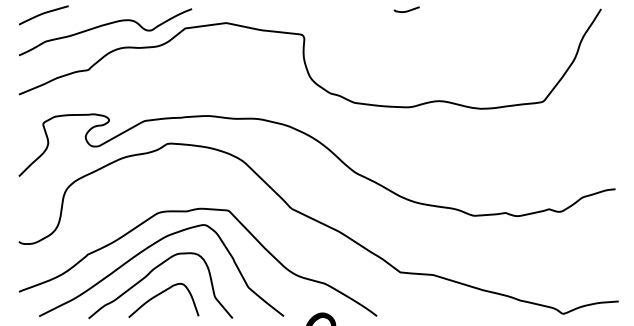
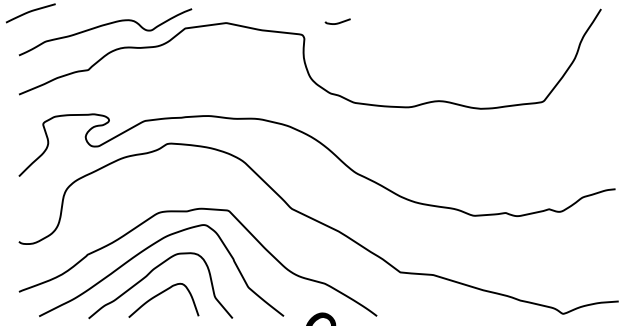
curve position: (406, 10) -> (337, 22) (337, 22)
curve position: (43, 14) -> (30, 12) (30, 12)
